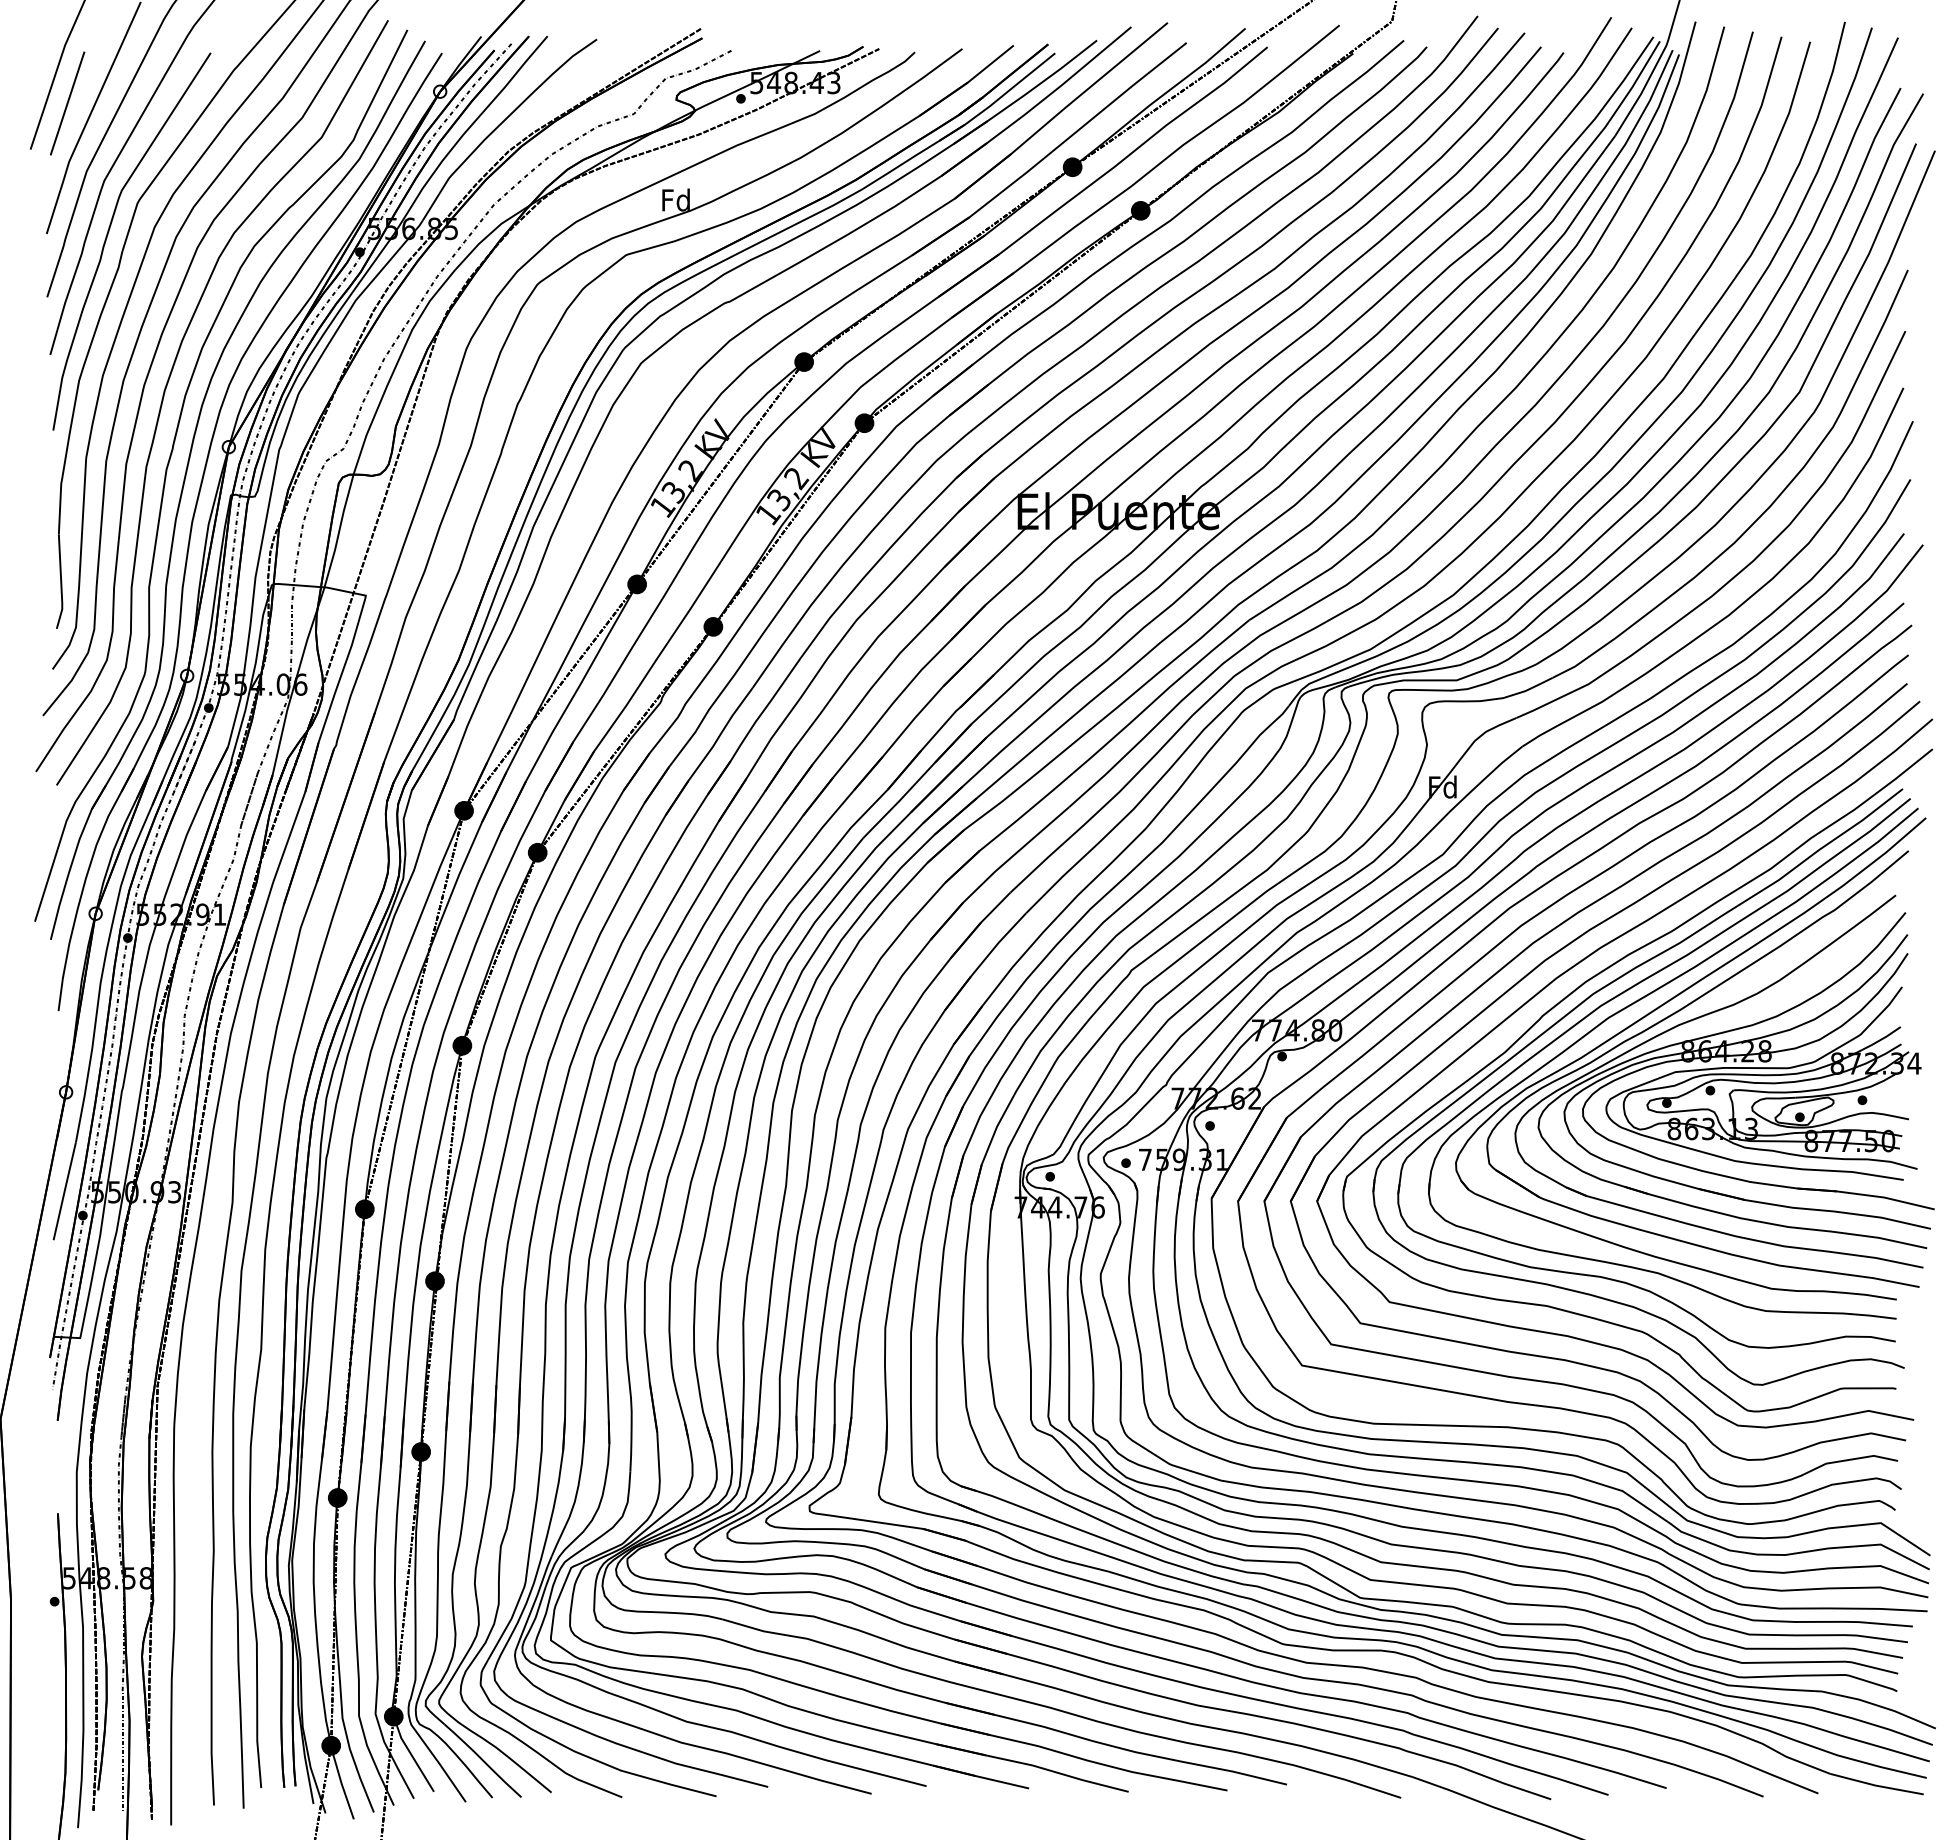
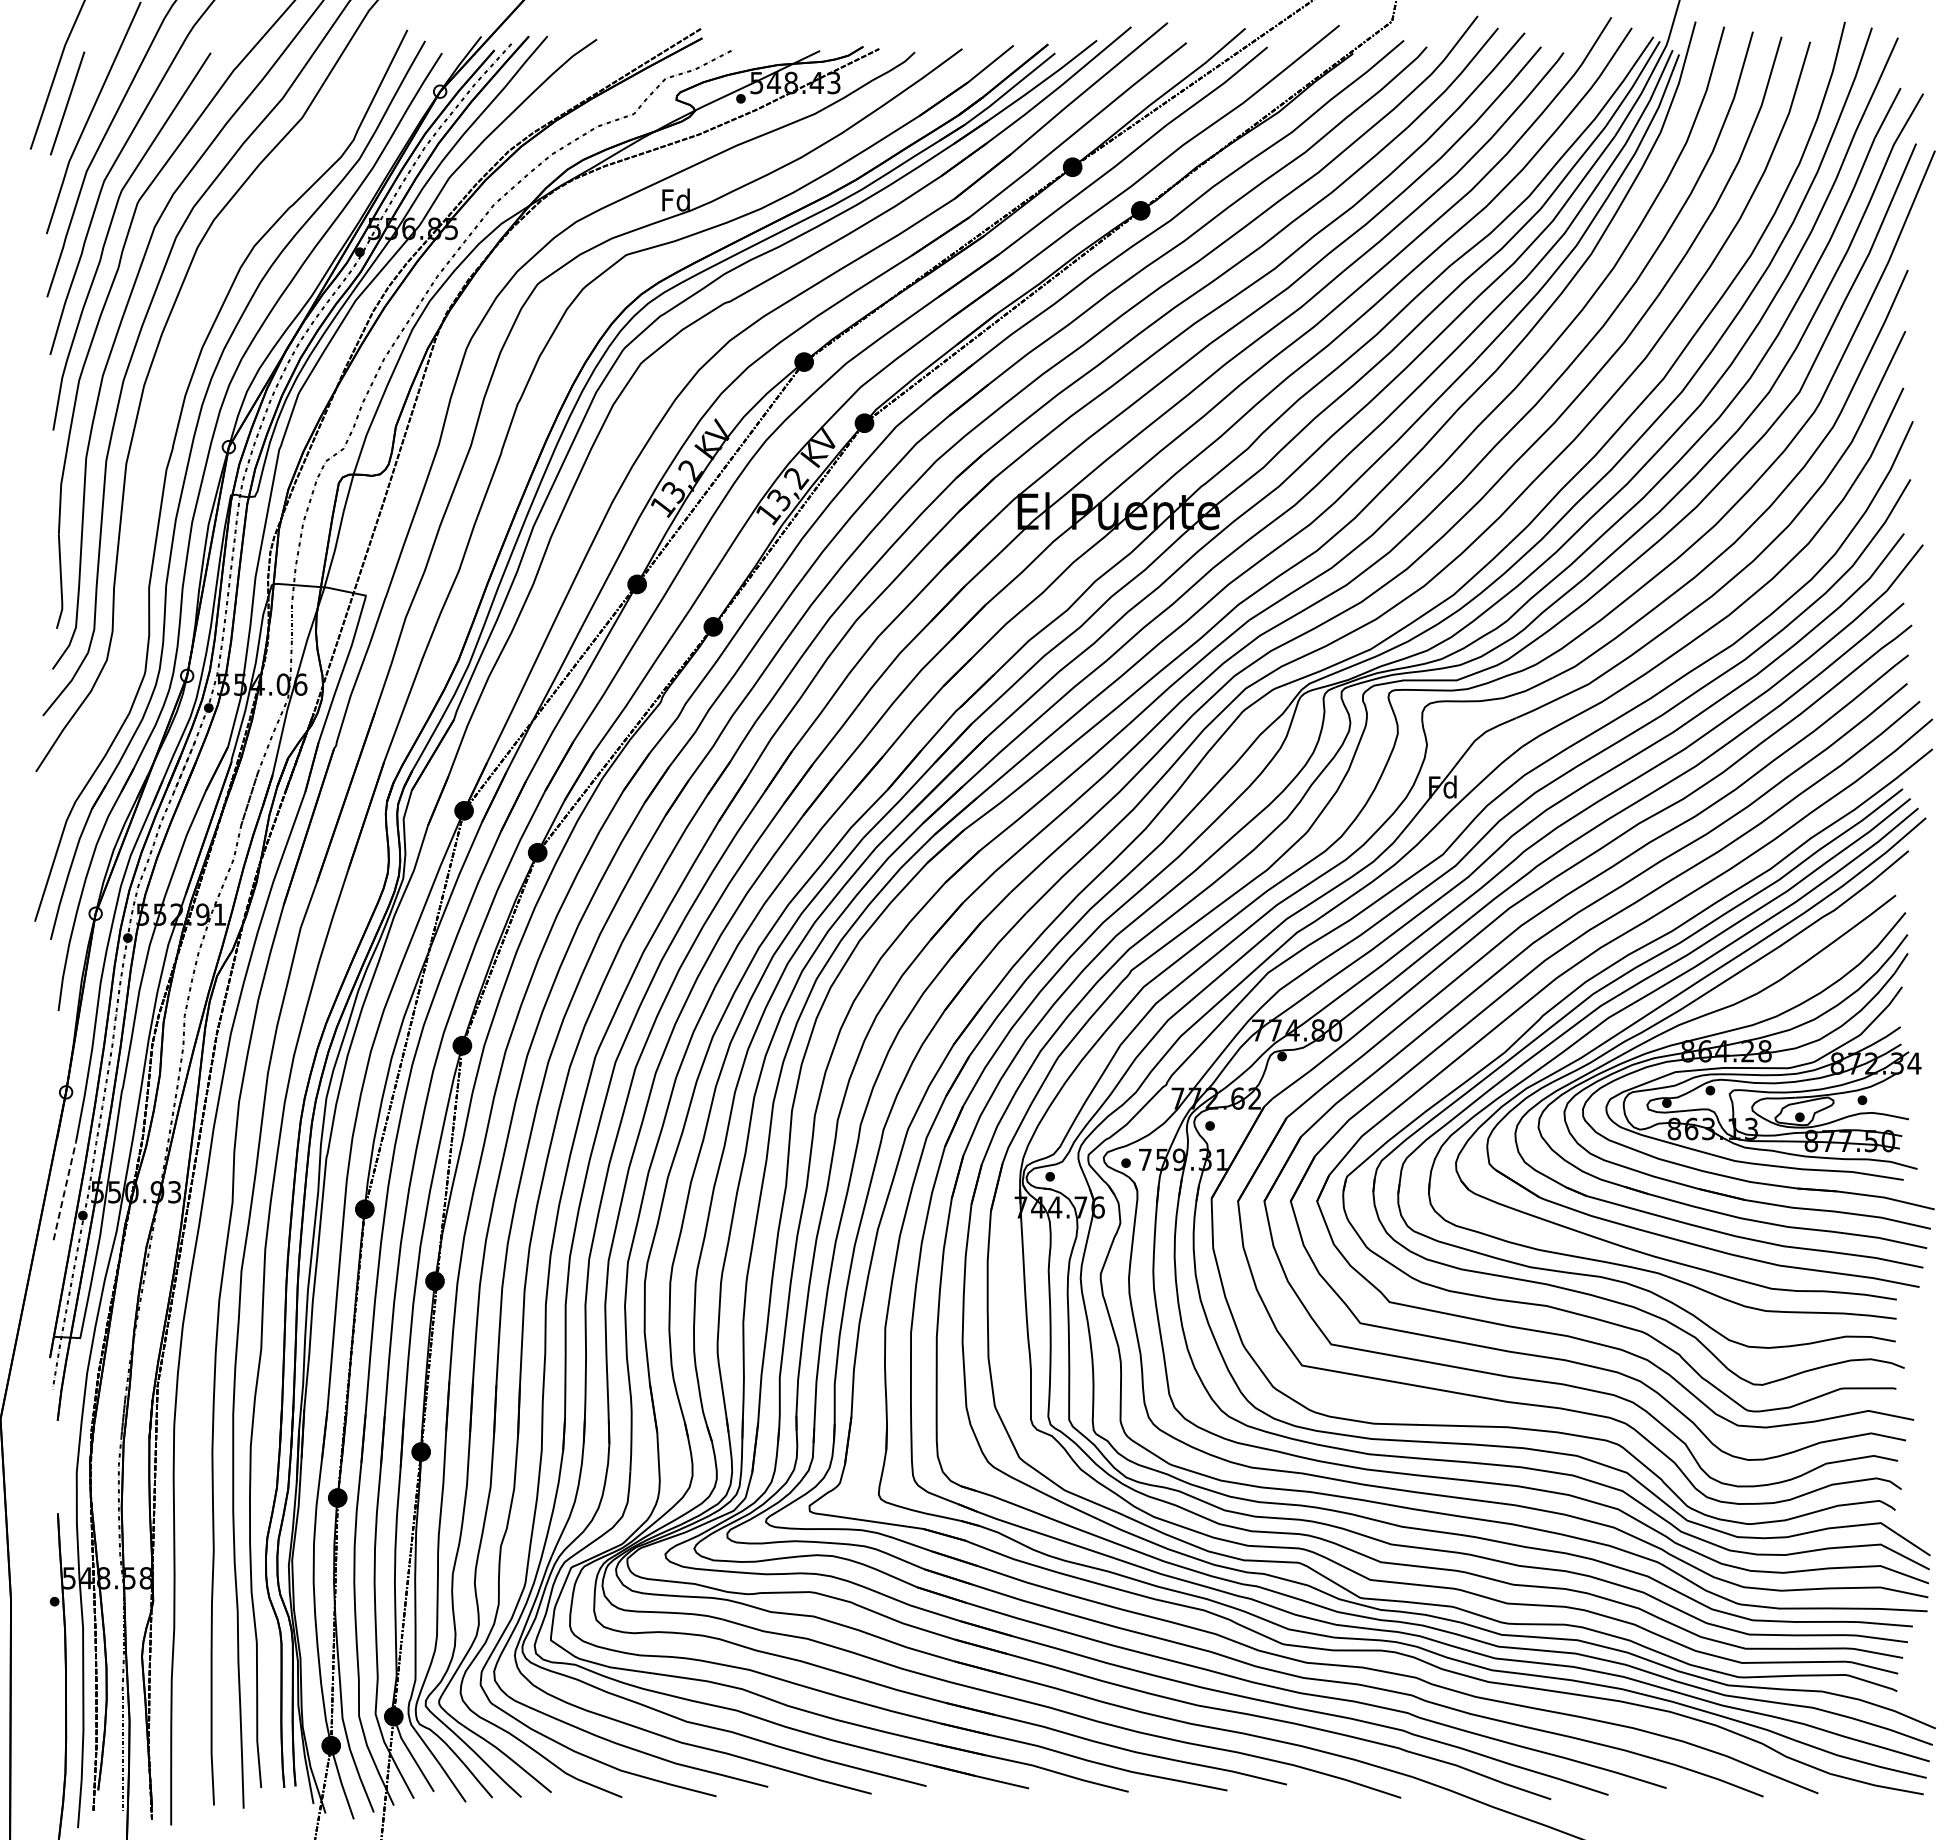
curve: present -> none (168, 383)
line: solid -> dashed (64, 1191)
